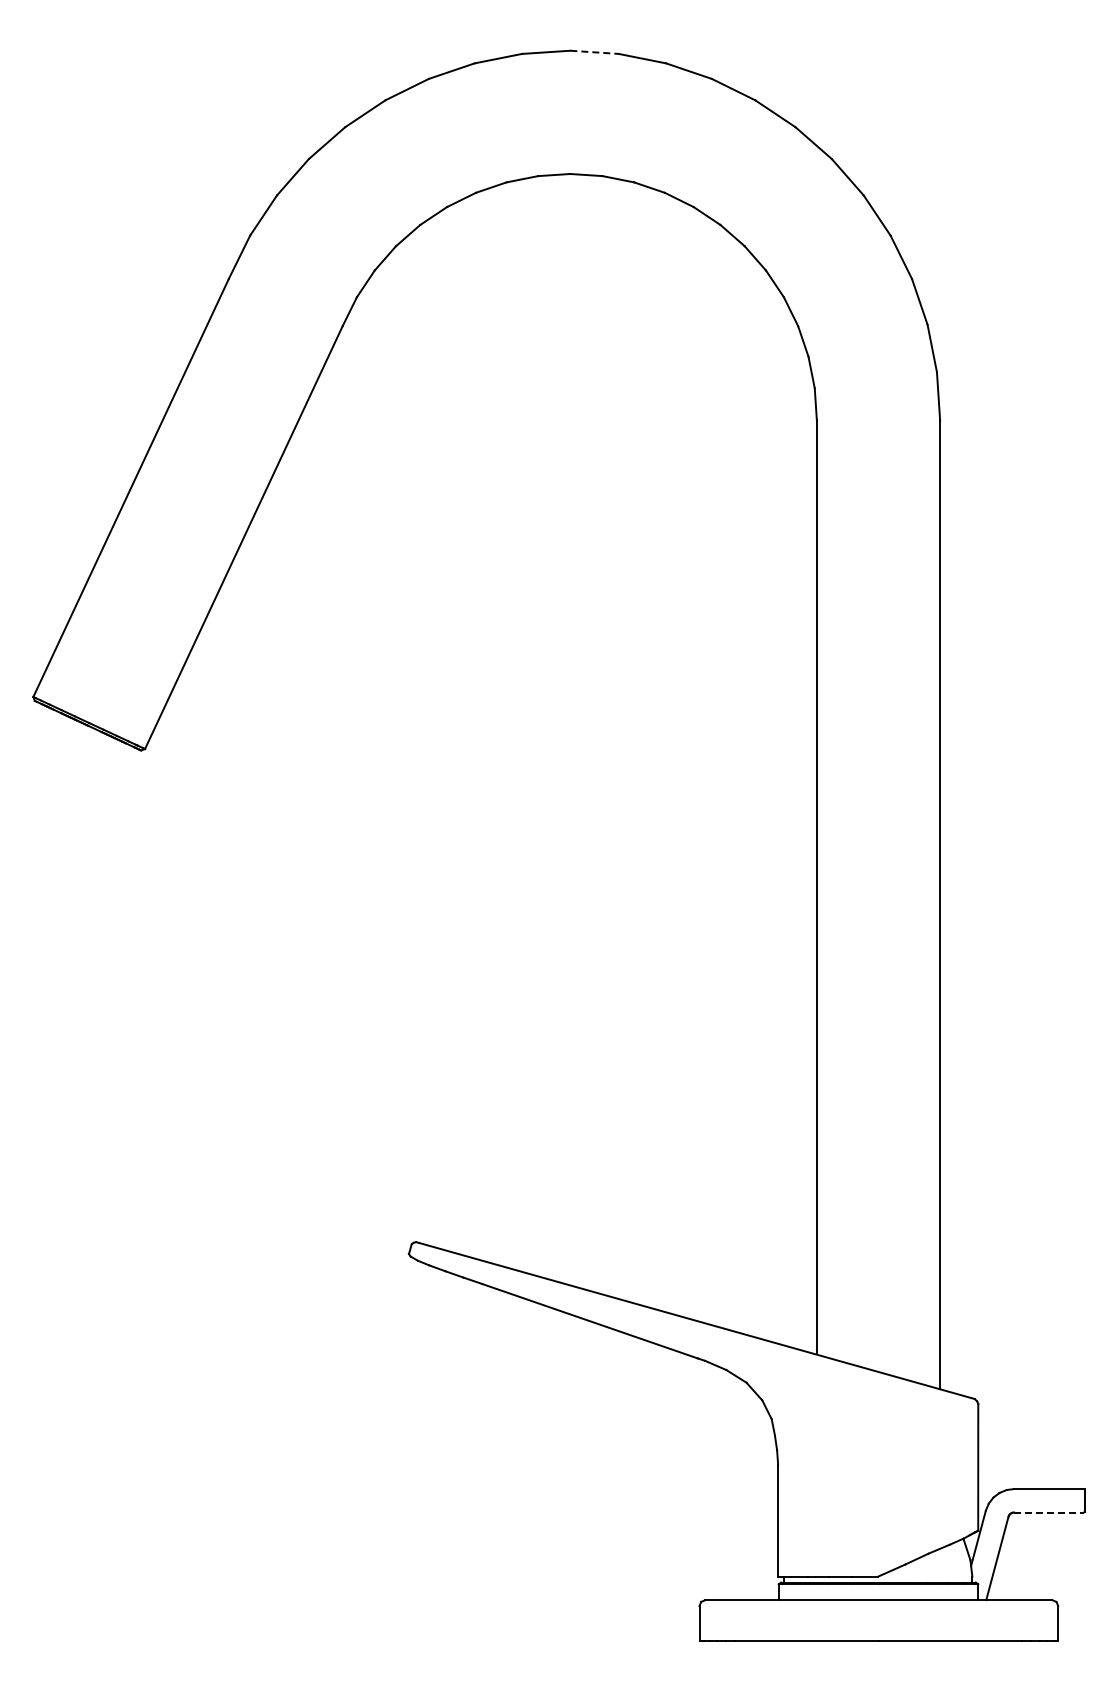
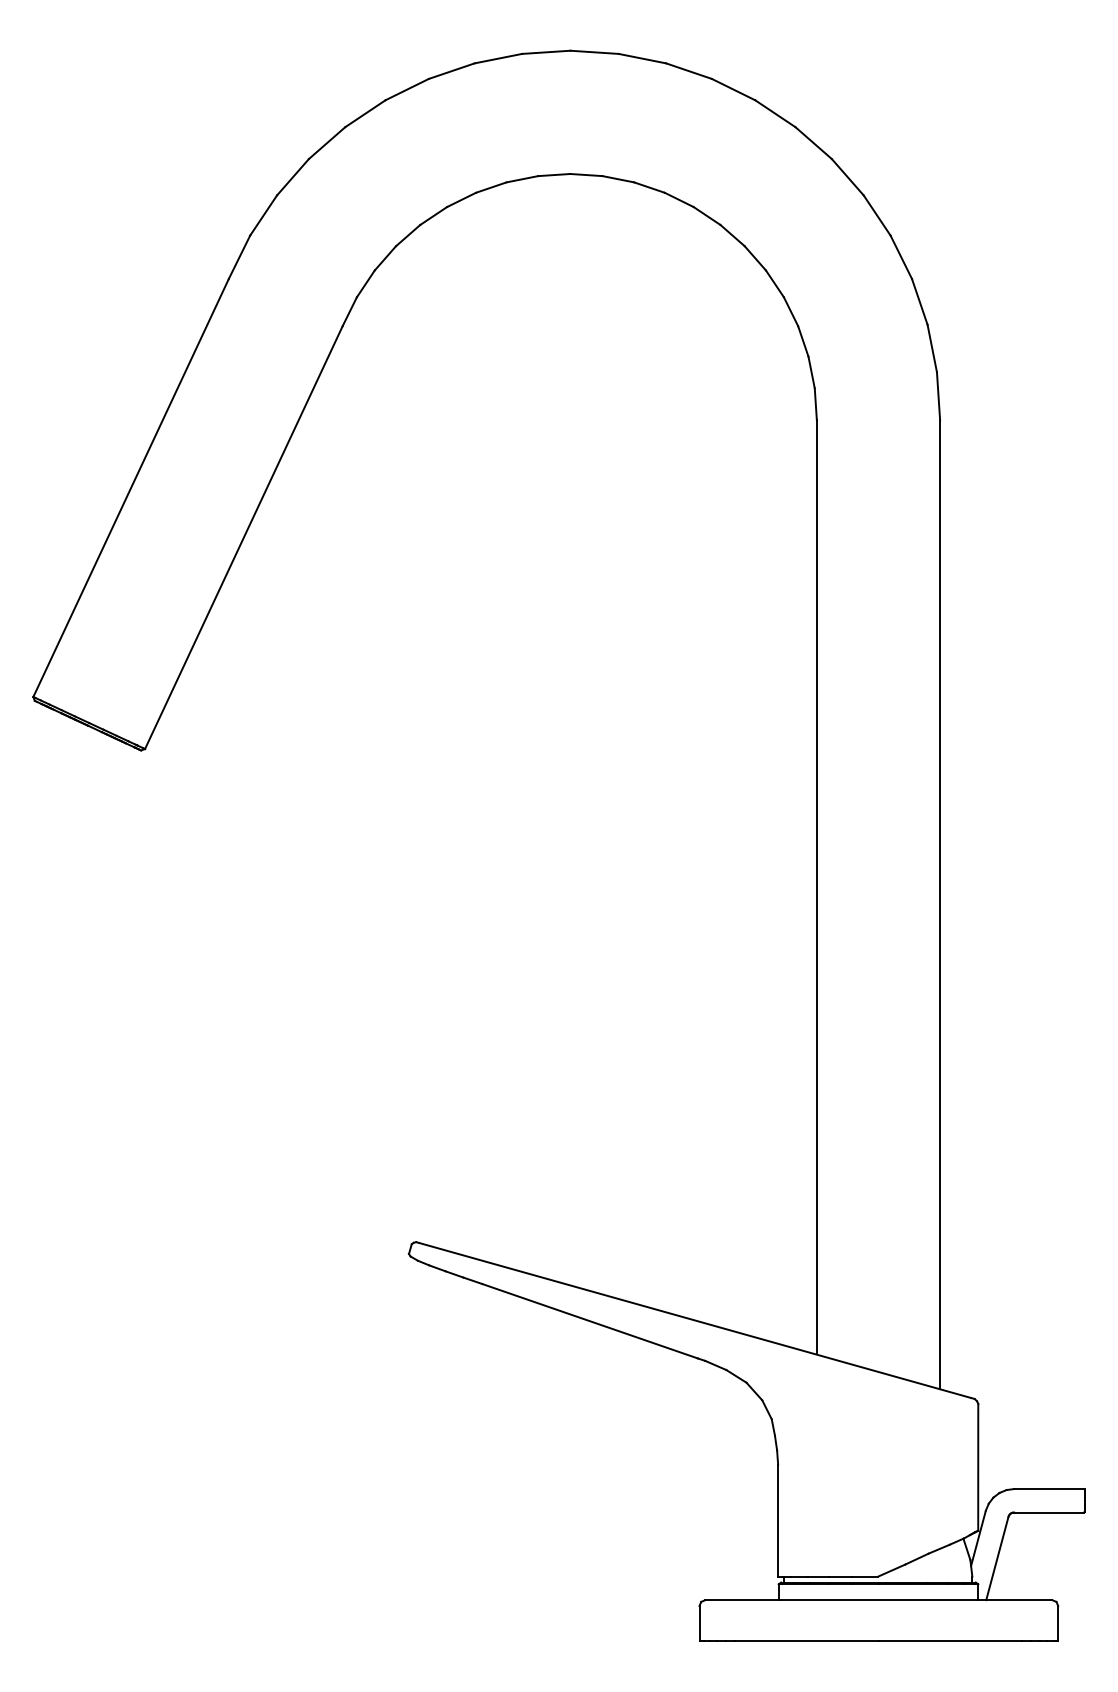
line: dashed -> solid (595, 52)
line: dashed -> solid (1049, 1512)
